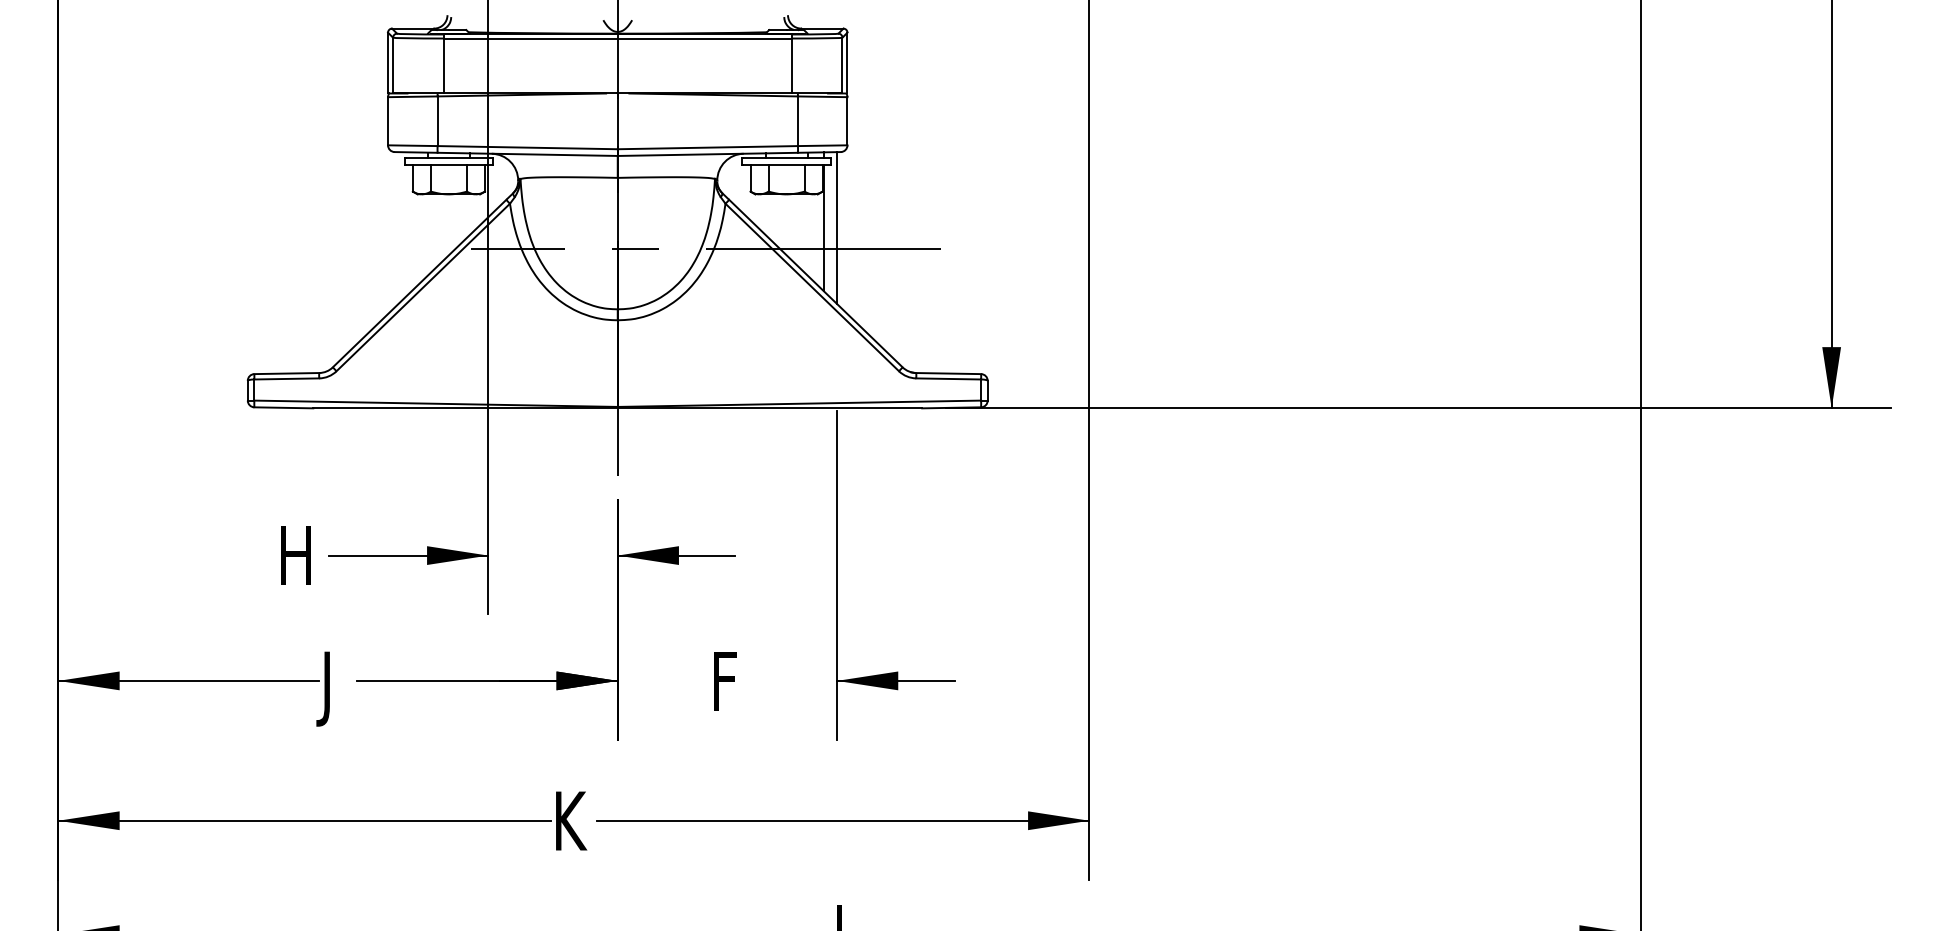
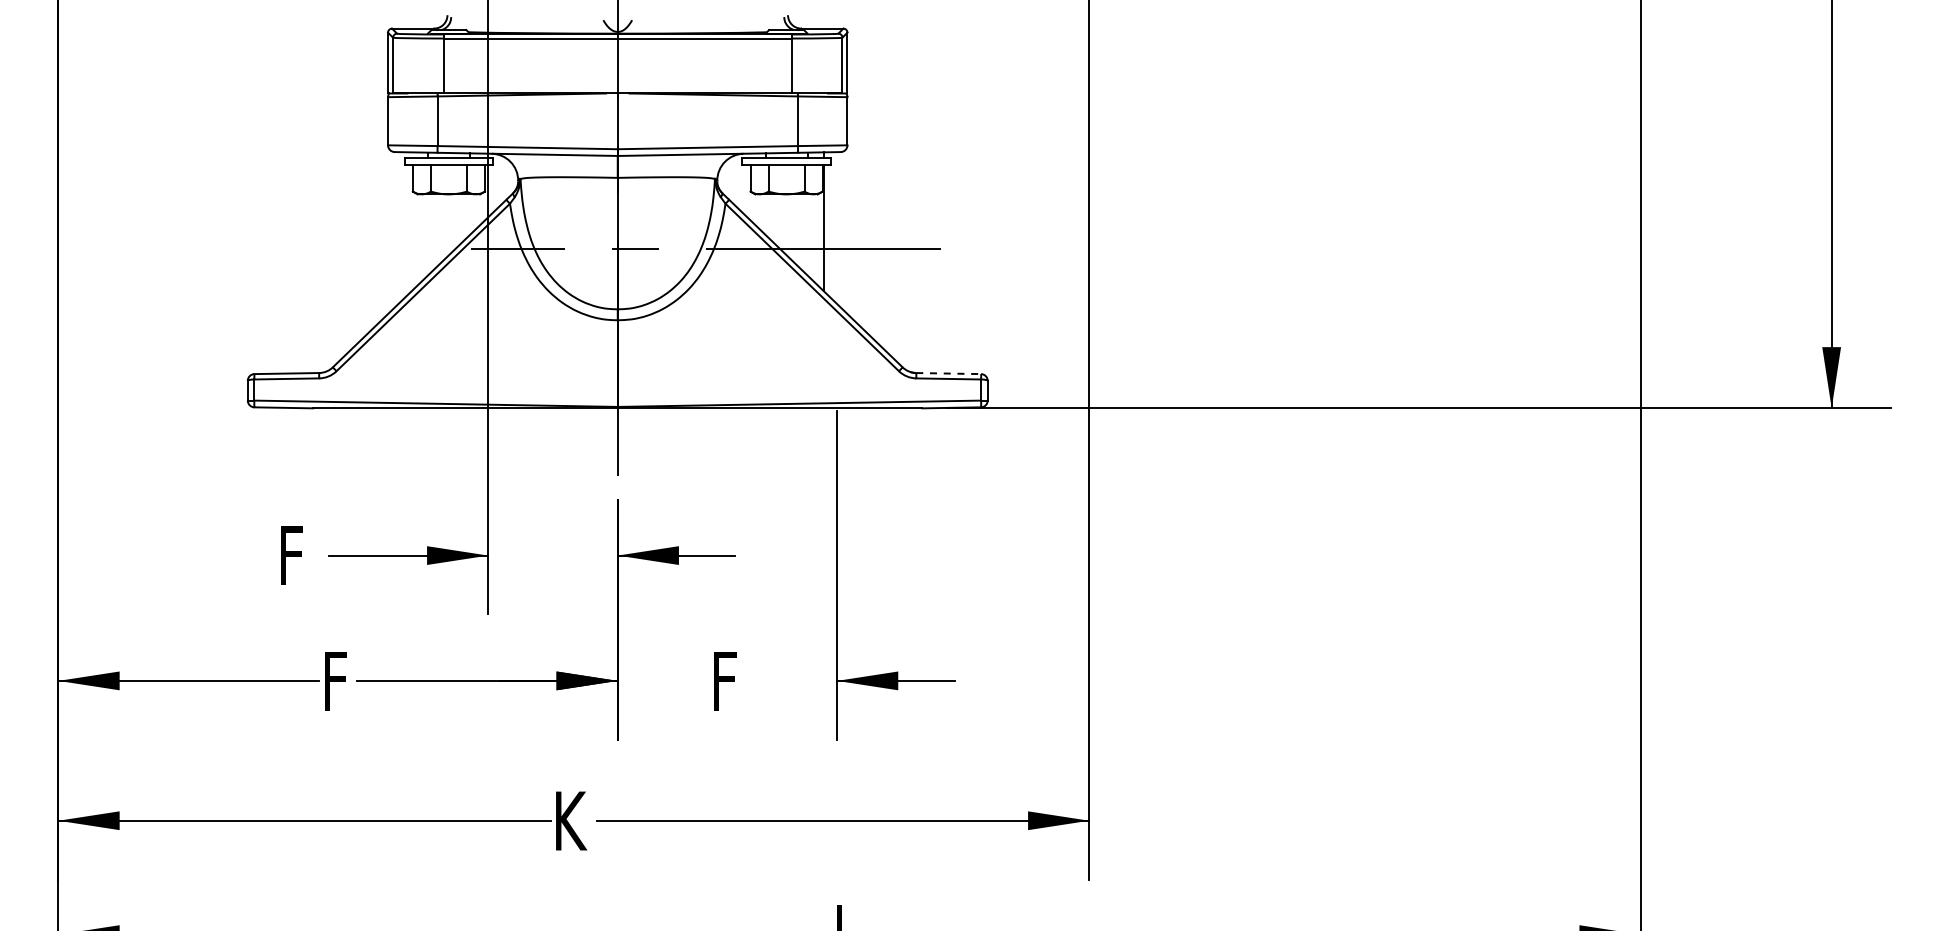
line: present -> none (837, 228)
line: solid -> dashed (949, 373)
text: H -> F (298, 555)
text: J -> F (331, 688)
